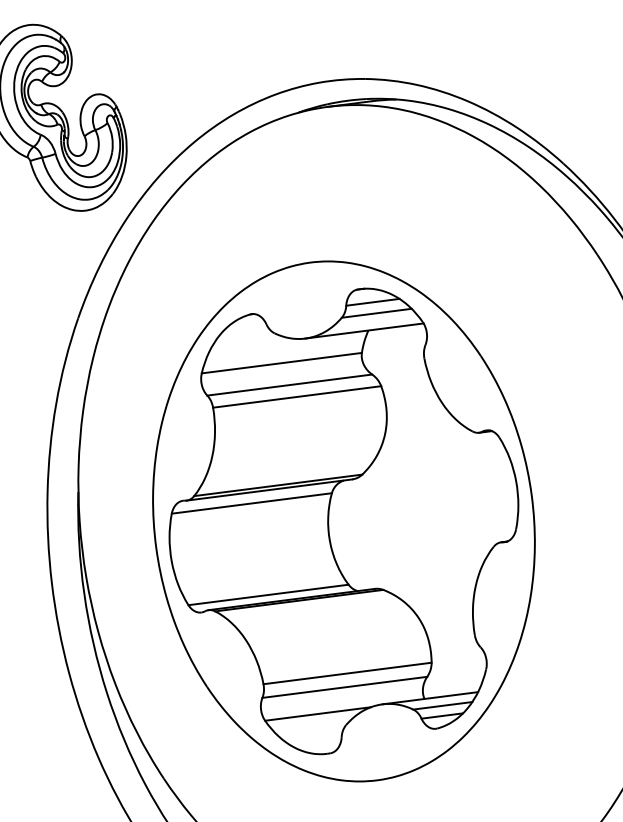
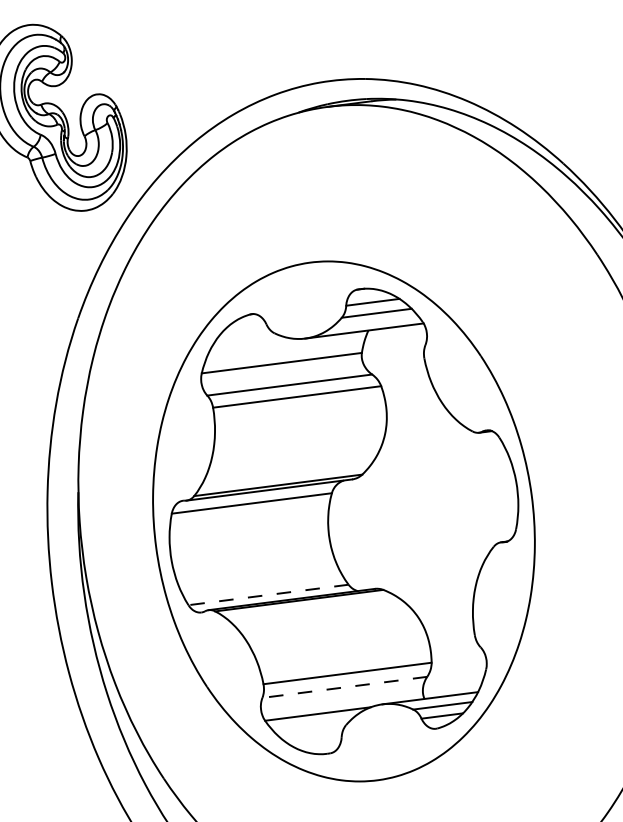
line: solid -> dashed (268, 594)
line: solid -> dashed (344, 687)
